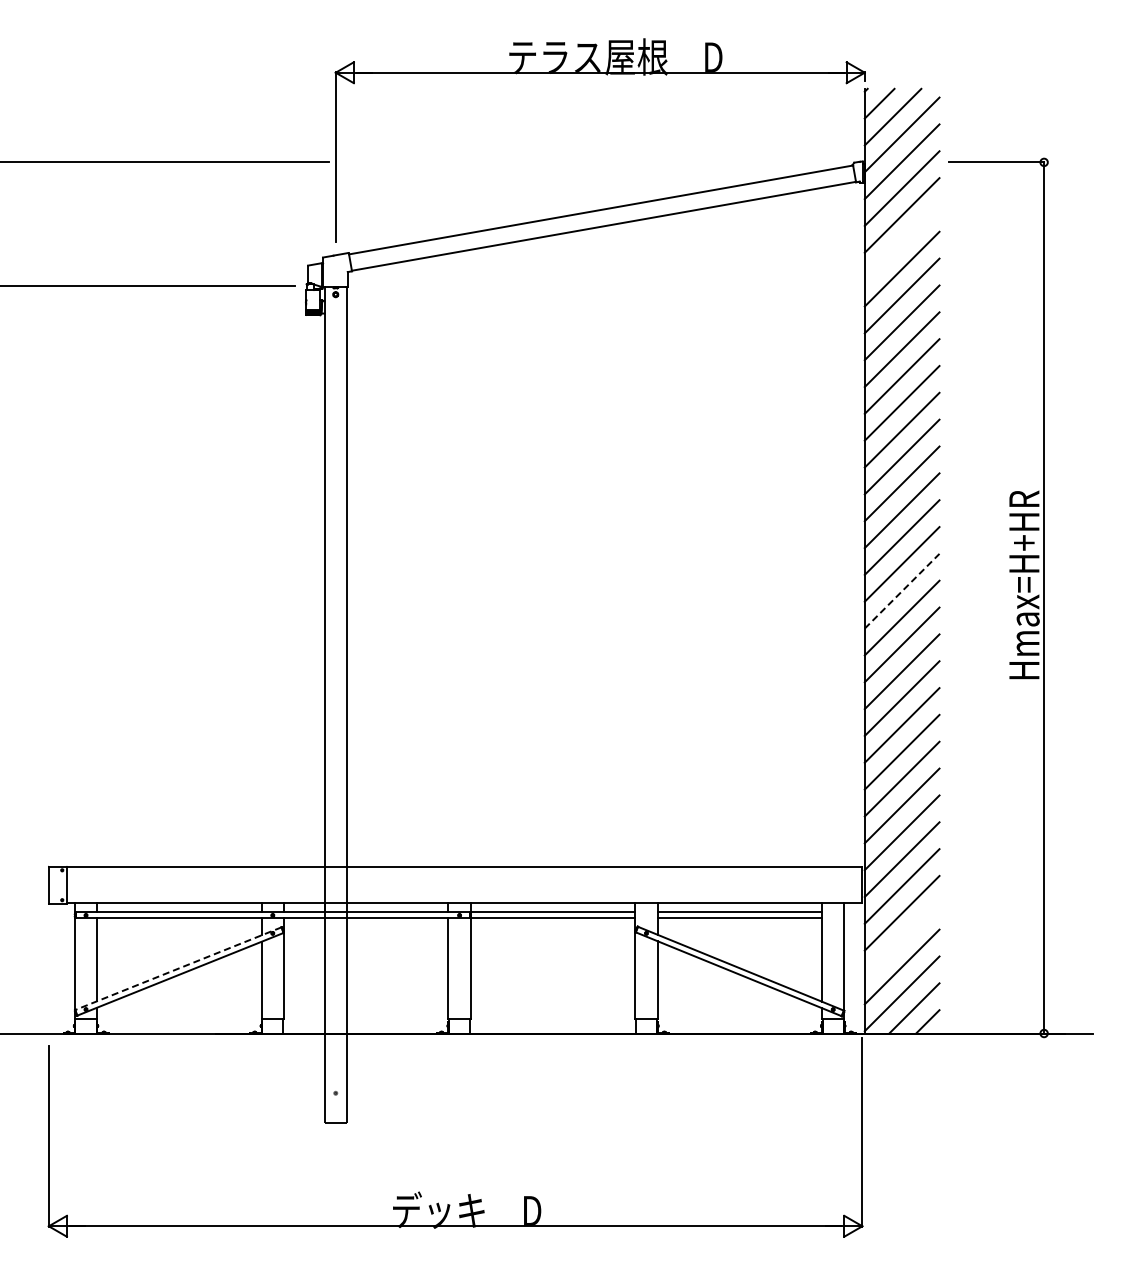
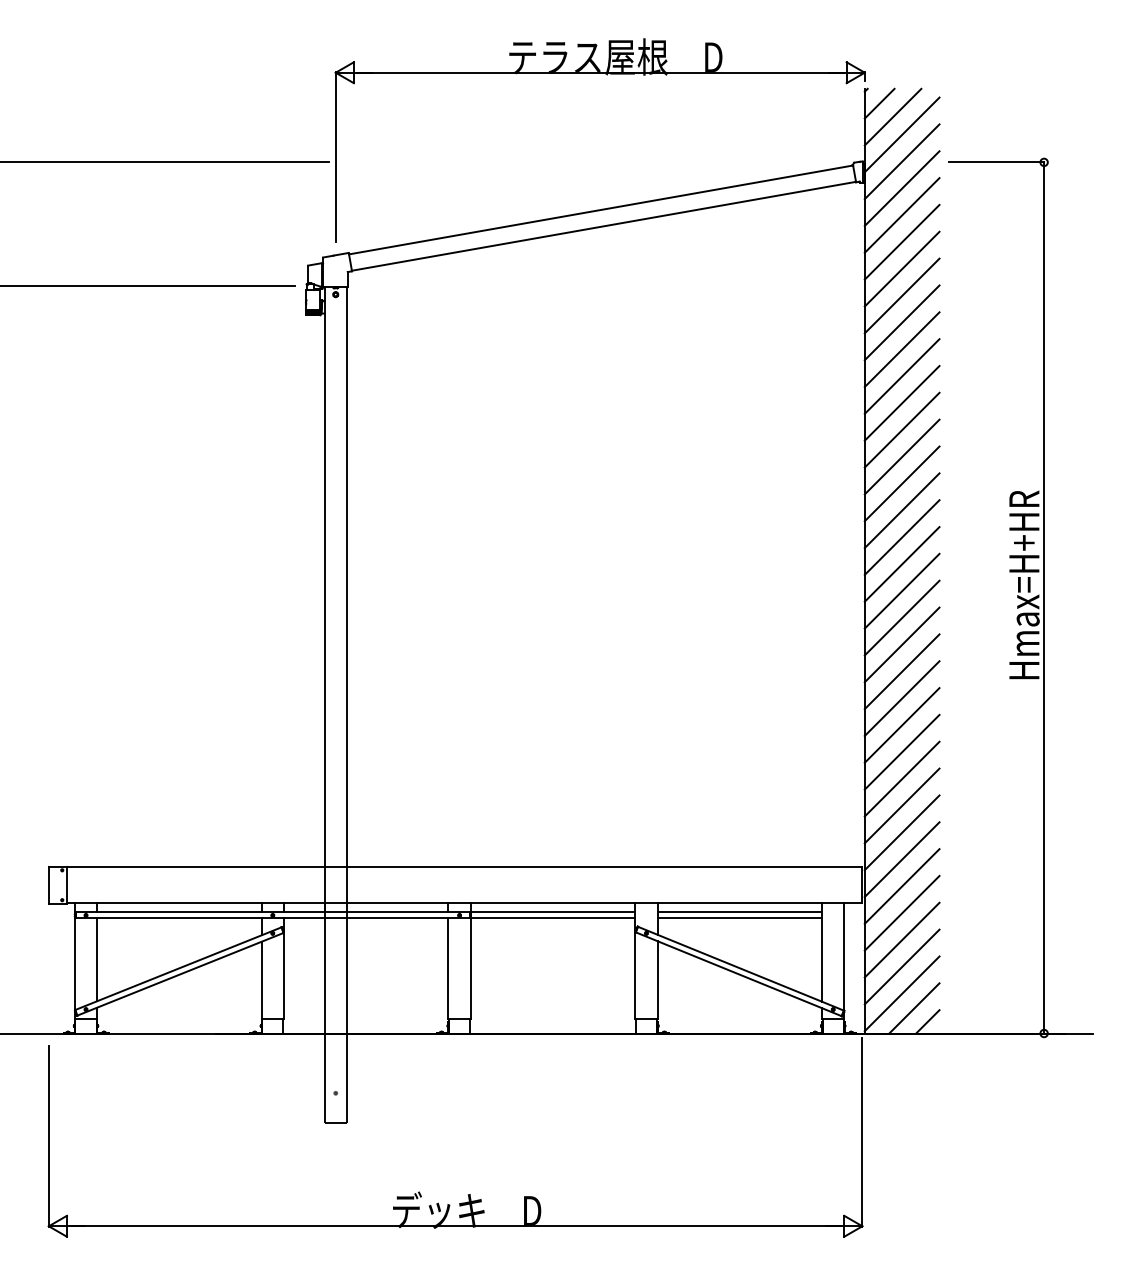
line: none -> present (901, 241)
line: dashed -> solid (902, 591)
line: none -> present (901, 939)
line: dashed -> solid (178, 968)
